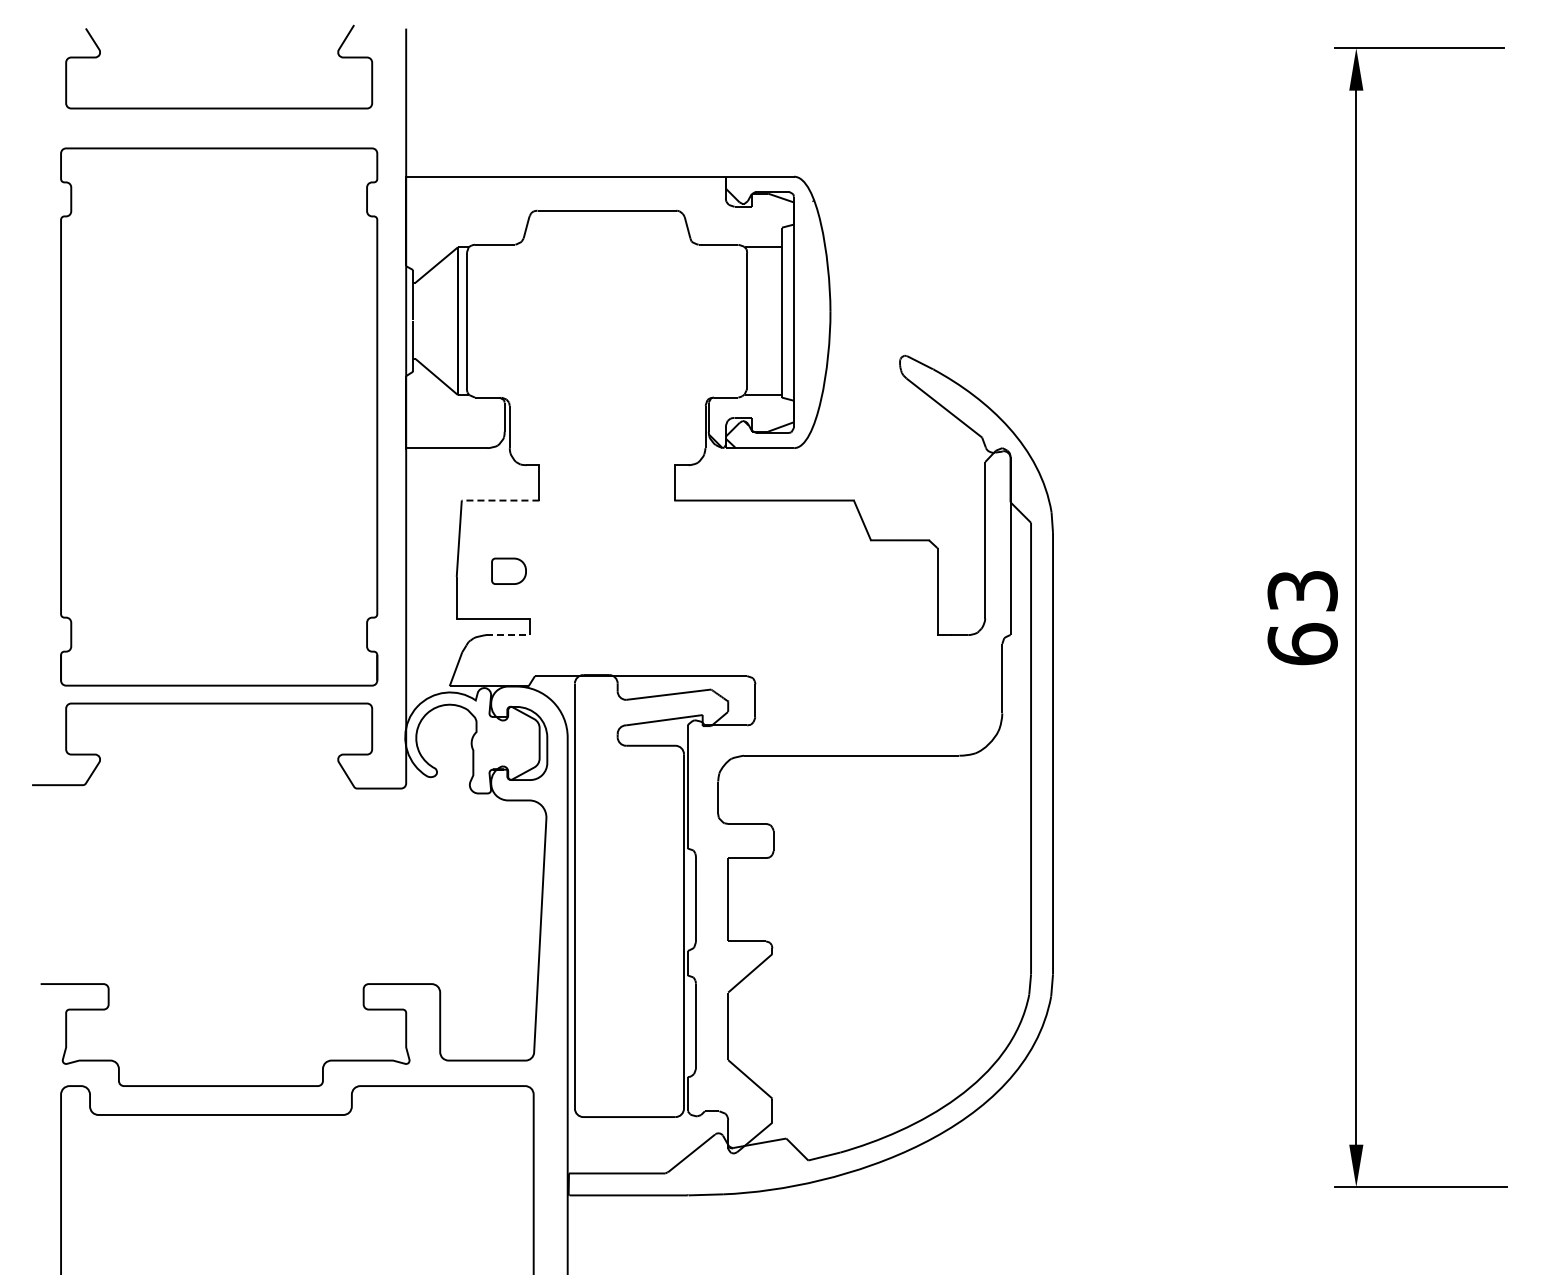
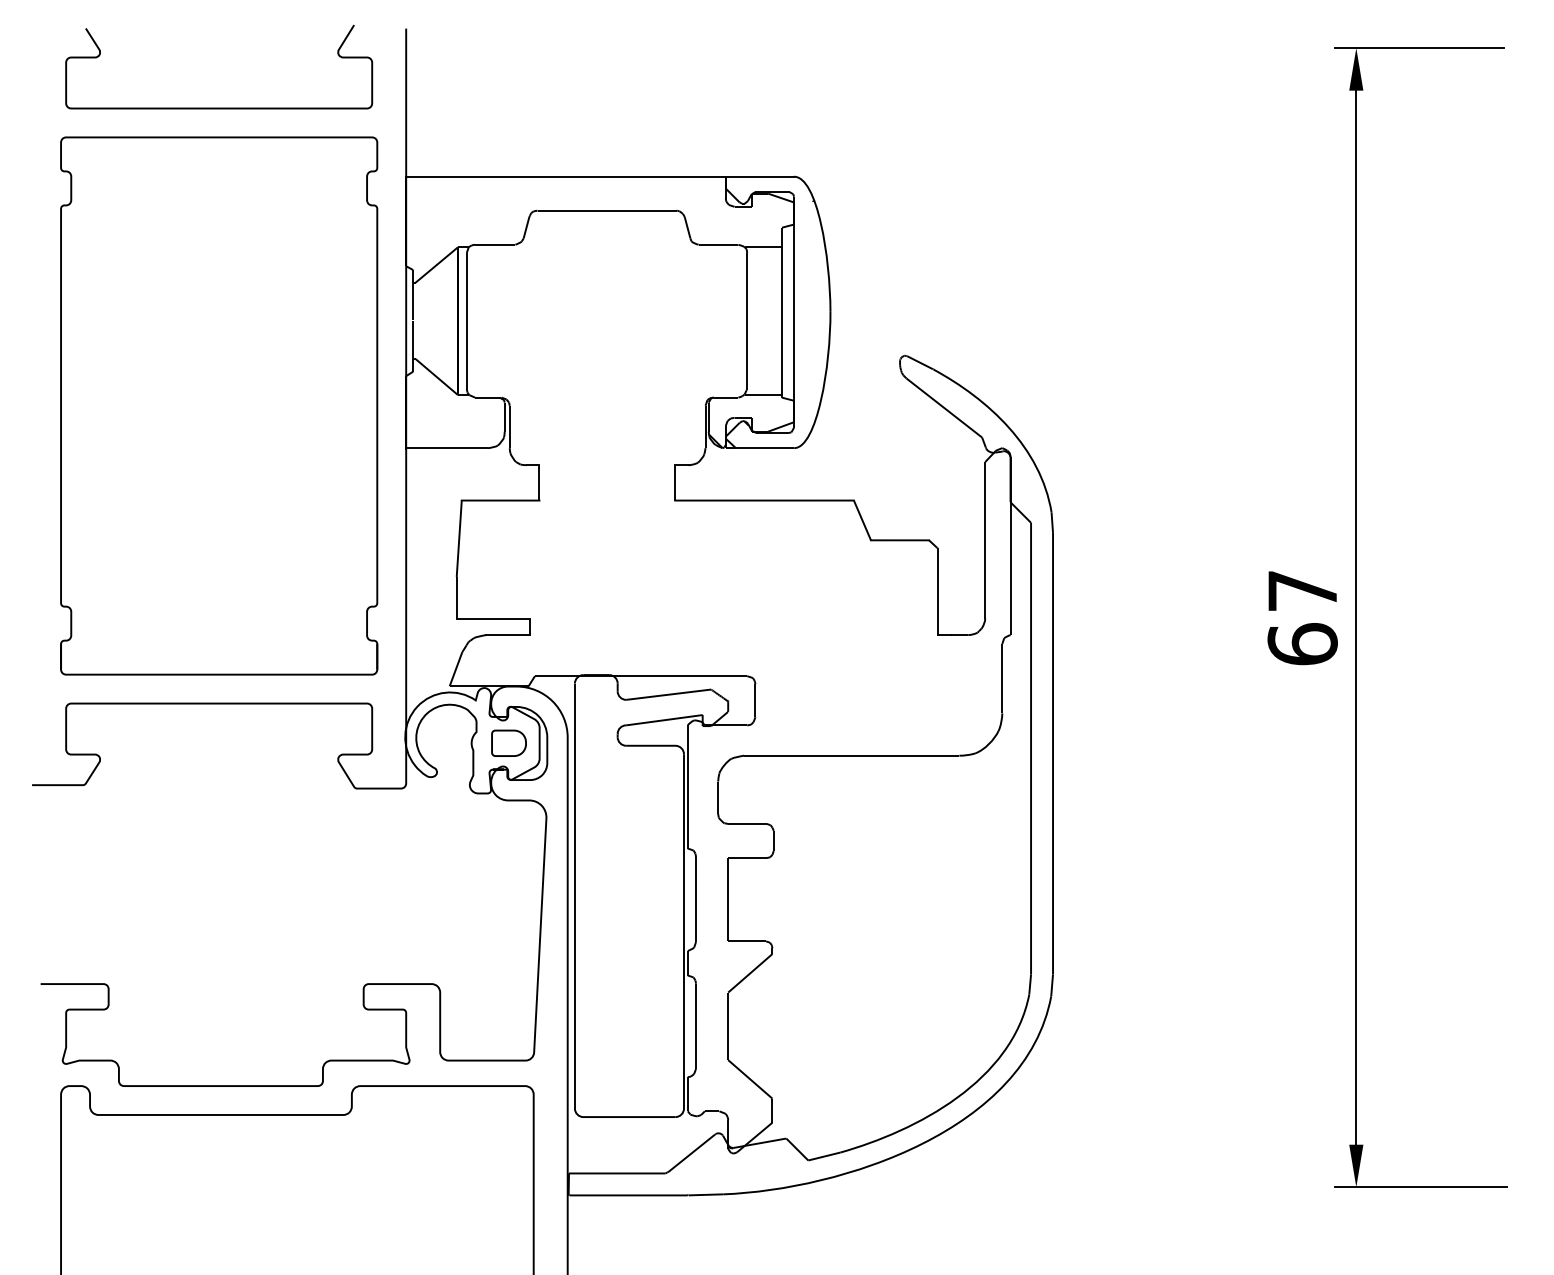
part position: (219, 416) -> (219, 405) (219, 405)
line: dashed -> solid (500, 500)
part position: (508, 570) -> (508, 742) (508, 742)
text: 63 -> 67 (1302, 591)
line: dashed -> solid (508, 635)
